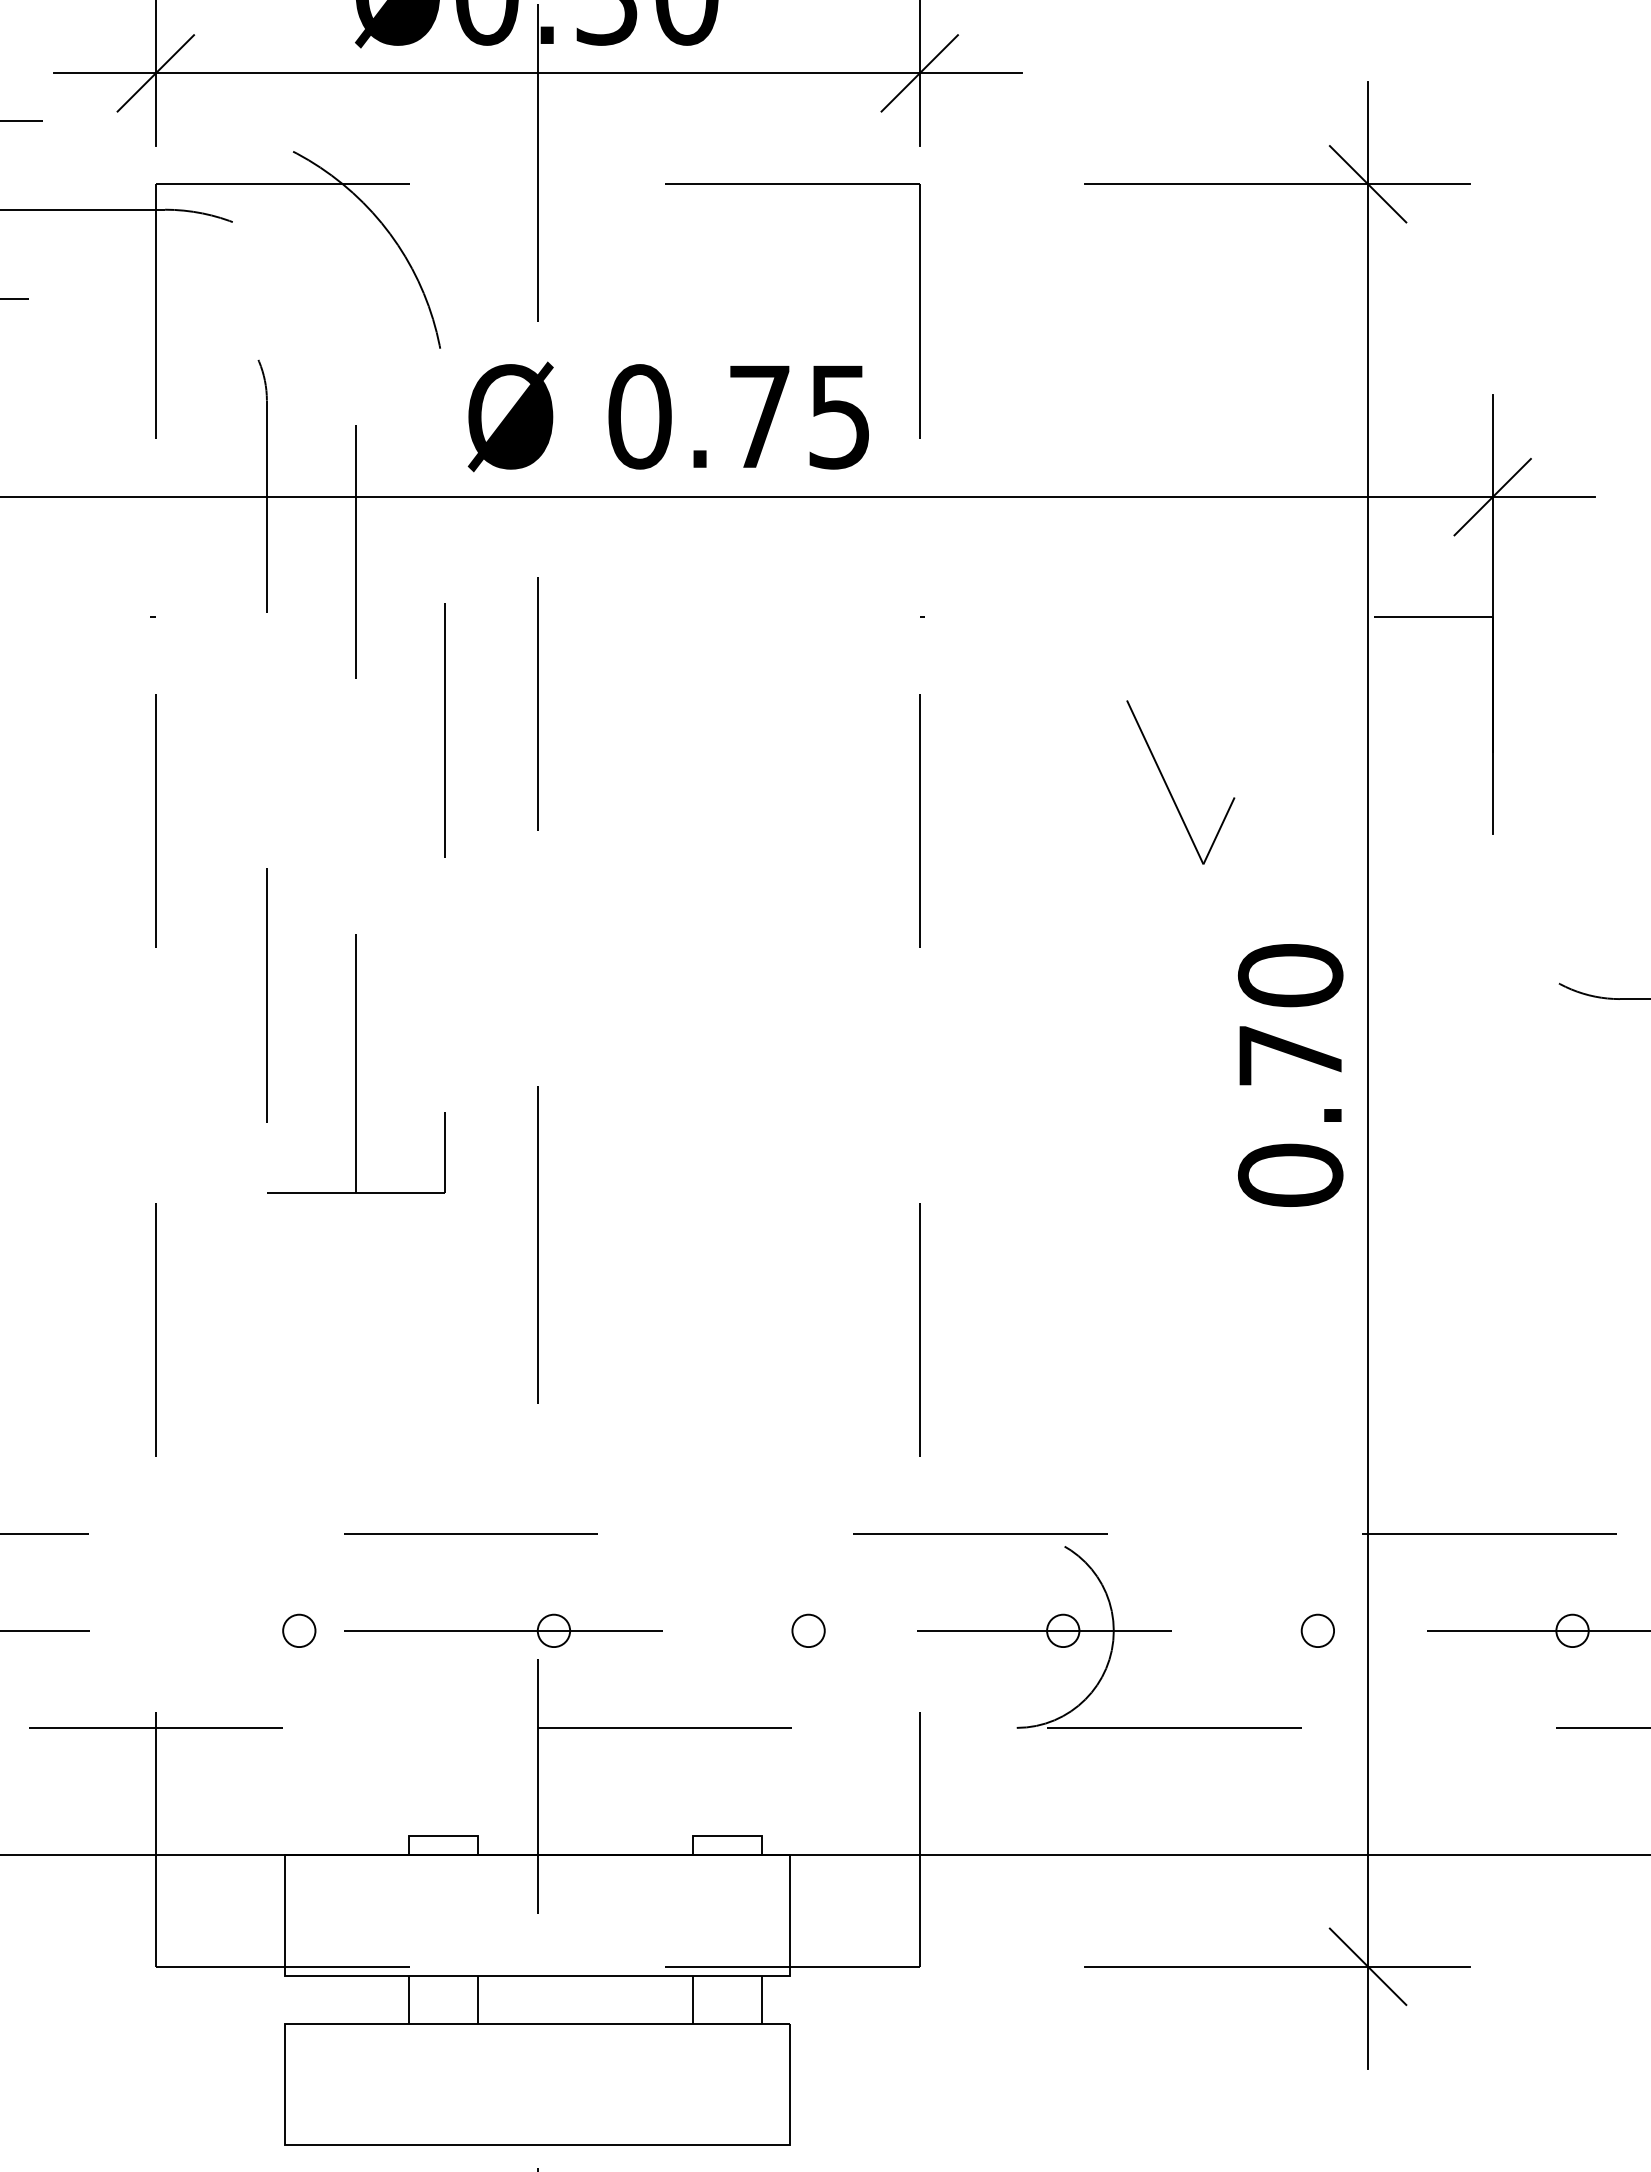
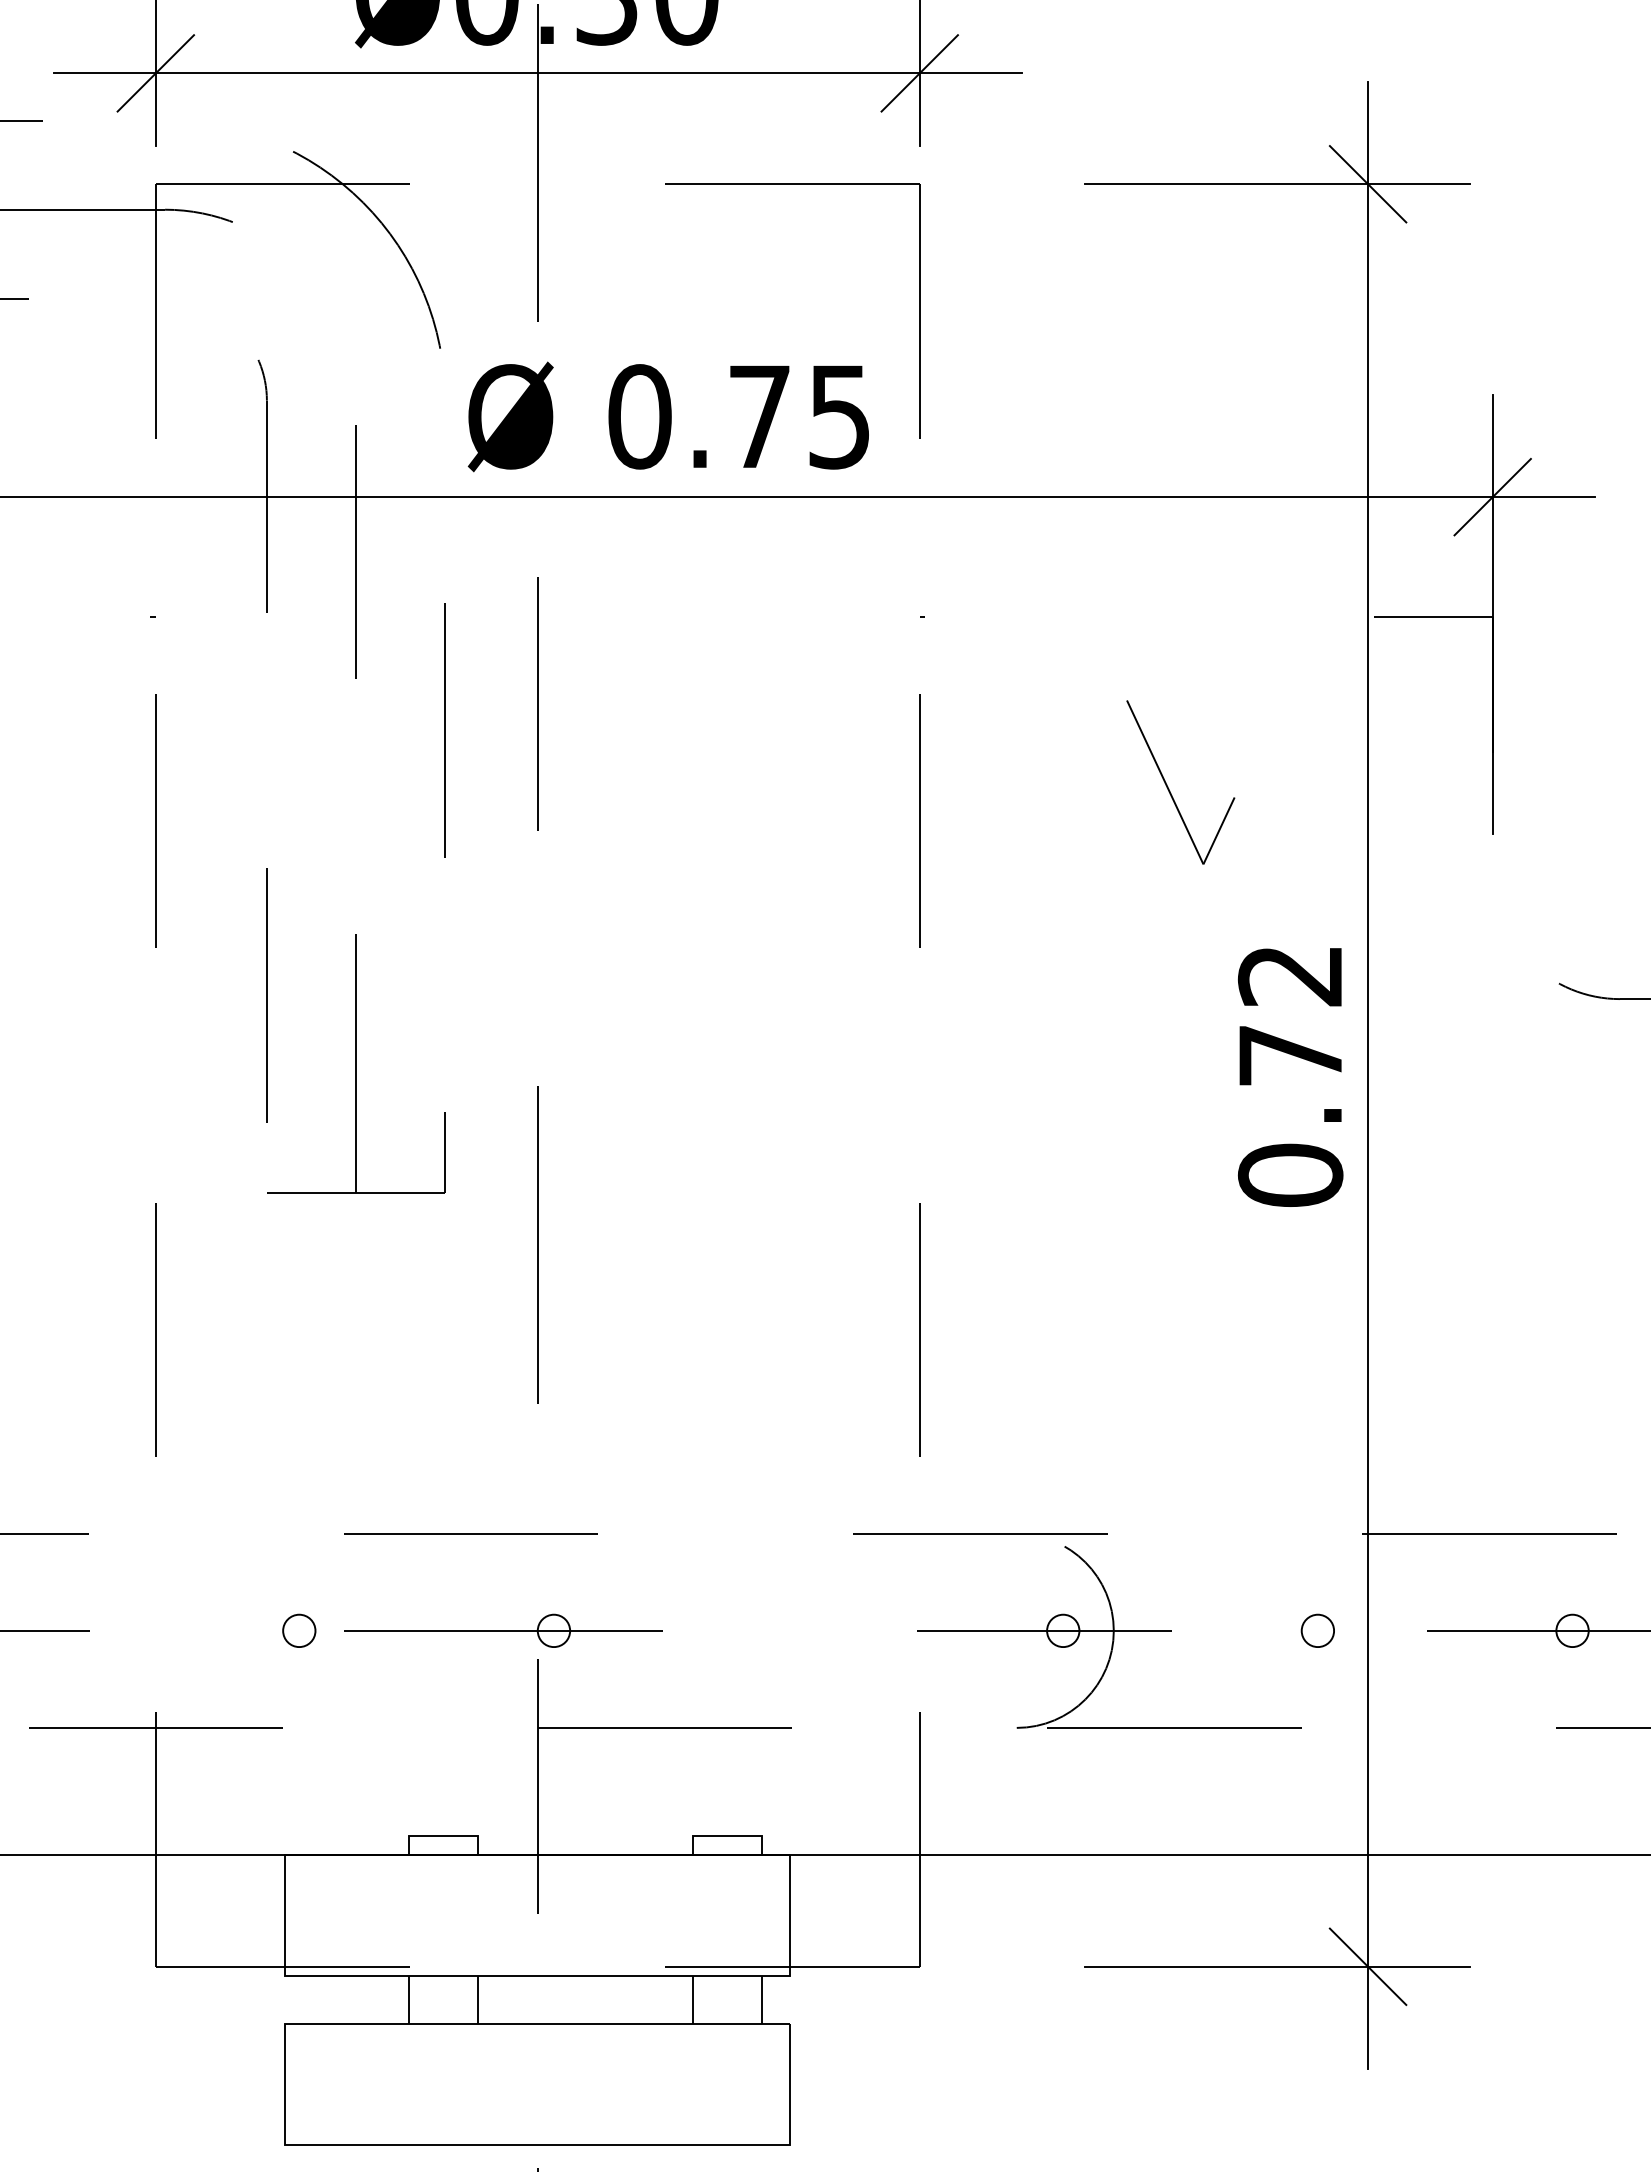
text: 0.70 -> 0.72 (1290, 975)
circle: present -> none (808, 1630)
